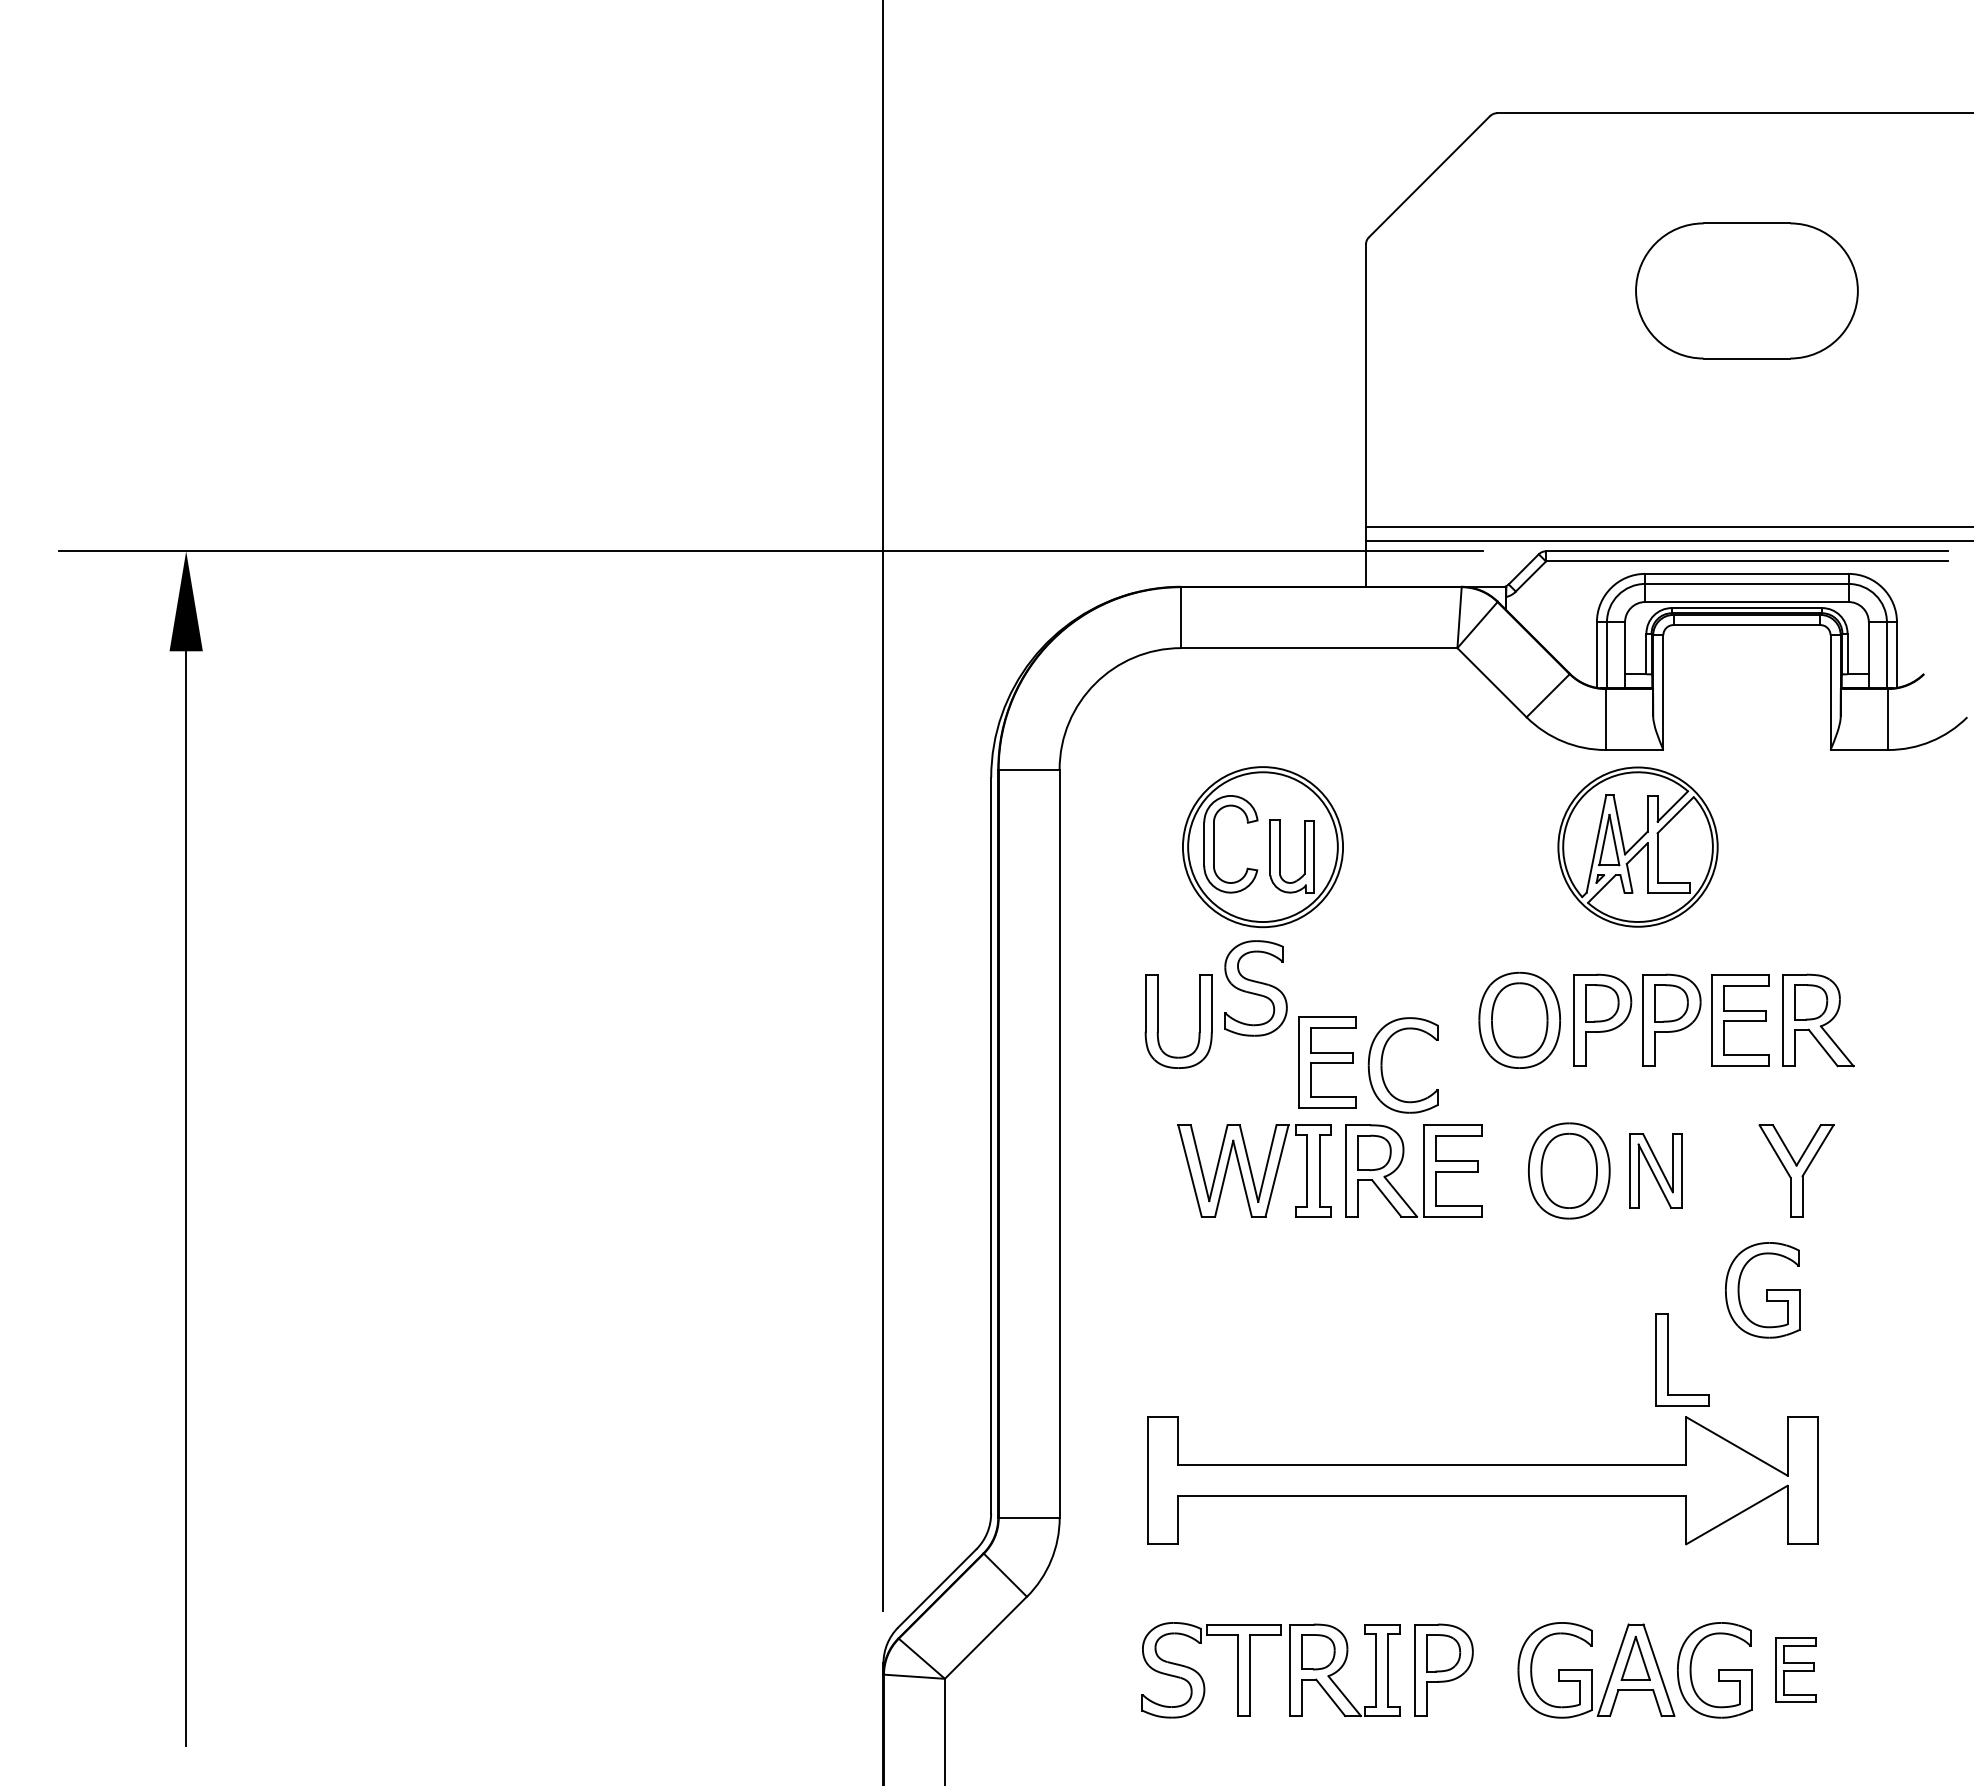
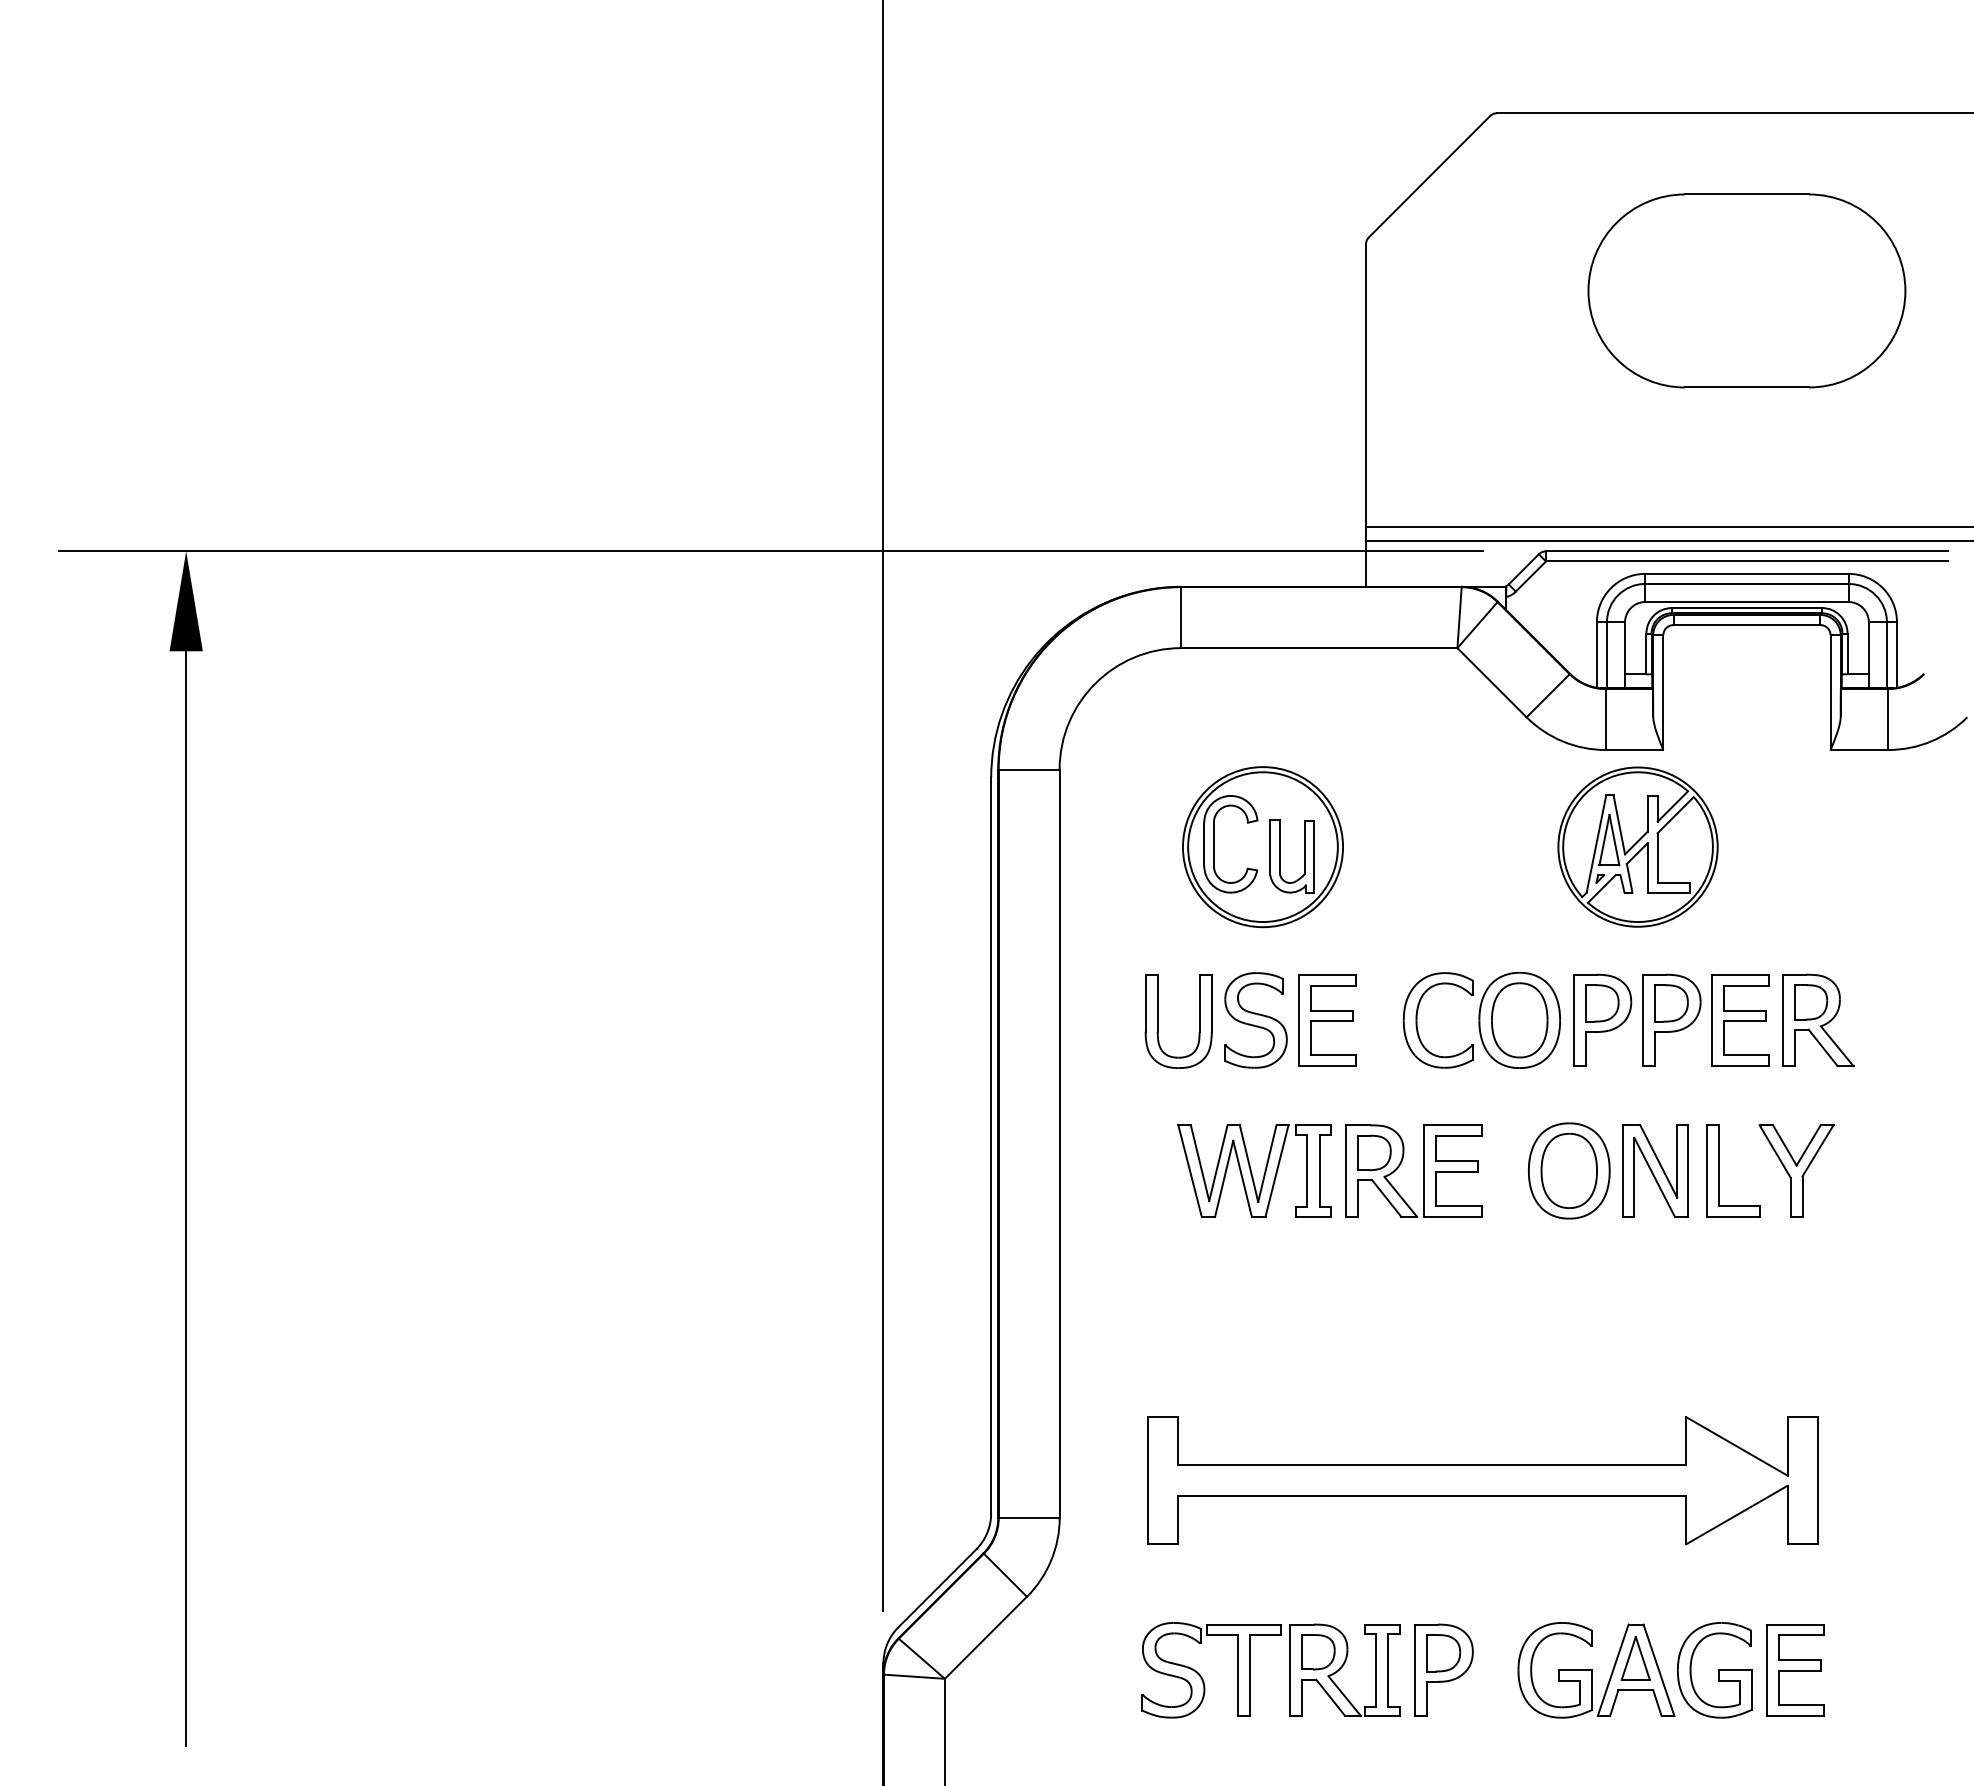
part size: 224x138 px -> 320x196 px (1746, 290)
part position: (1255, 988) -> (1255, 1020) (1255, 1020)
part position: (1327, 1062) -> (1327, 1020) (1327, 1020)
part position: (1382, 1065) -> (1417, 1020) (1417, 1020)
part size: 54x76 px -> 67x94 px (1655, 1170)
part: present -> none (1762, 1290)
part position: (1668, 1359) -> (1719, 1170) (1719, 1170)
part size: 42x66 px -> 59x93 px (1795, 1670)
